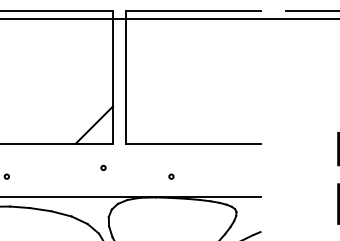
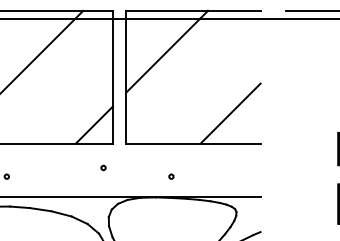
line: none -> present (42, 50)
line: none -> present (167, 51)
line: none -> present (230, 113)
